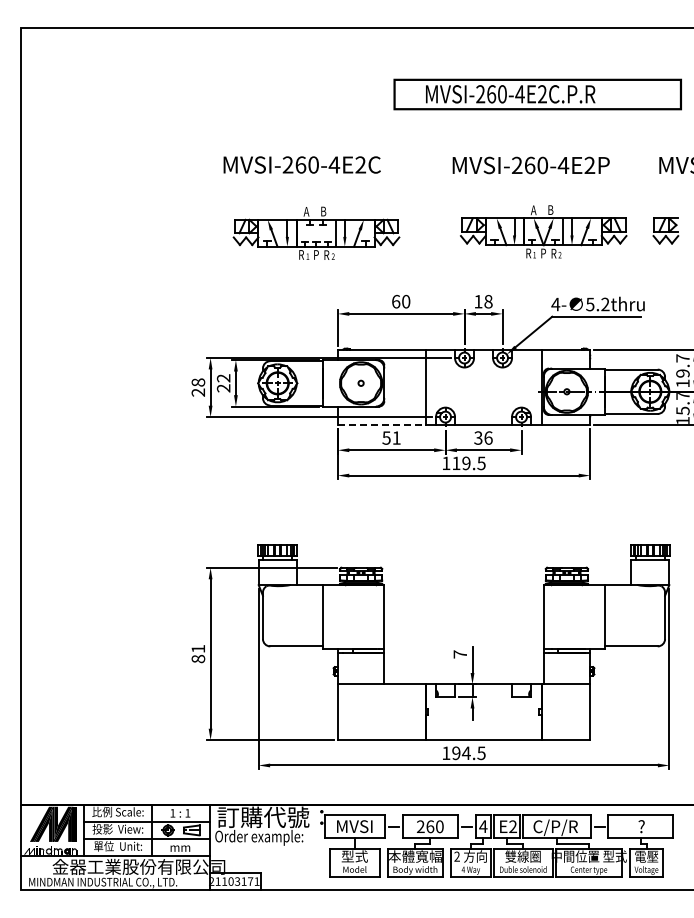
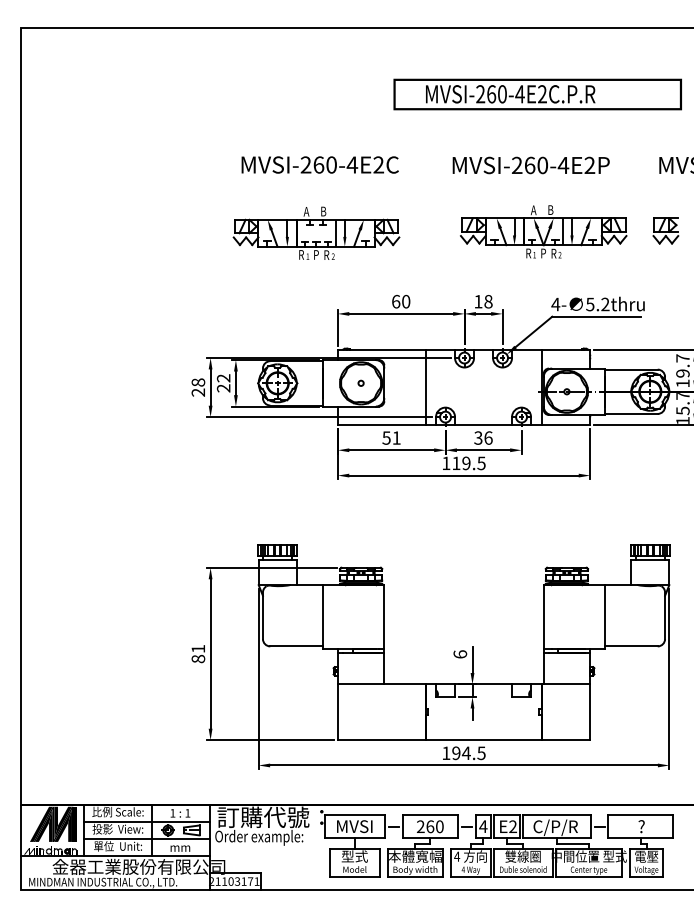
text position: (301, 164) -> (319, 164) (319, 164)
line: dashed -> solid (381, 424)
text: 7 -> 6 (460, 654)
text: 2 -> 4 (457, 856)
